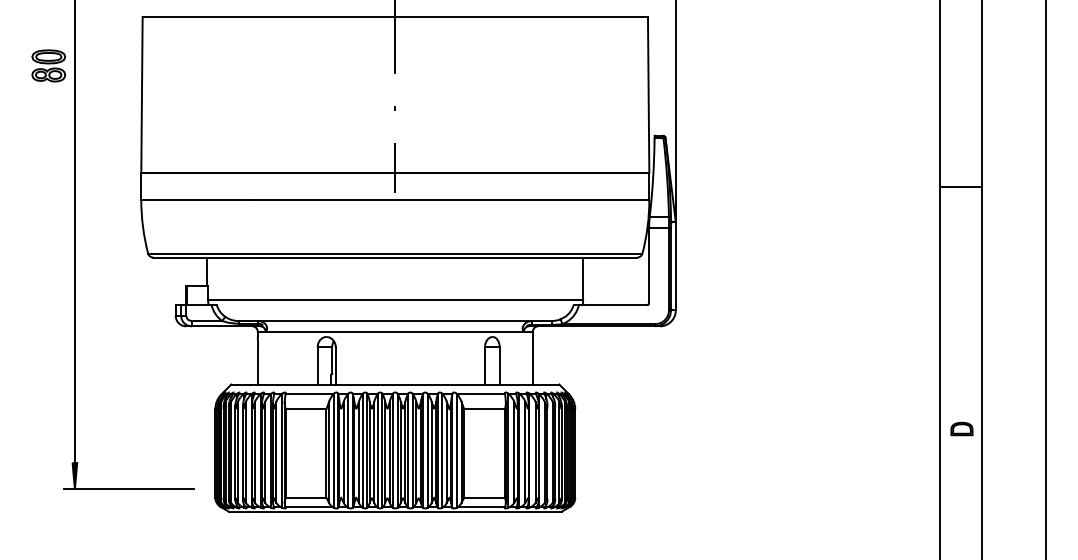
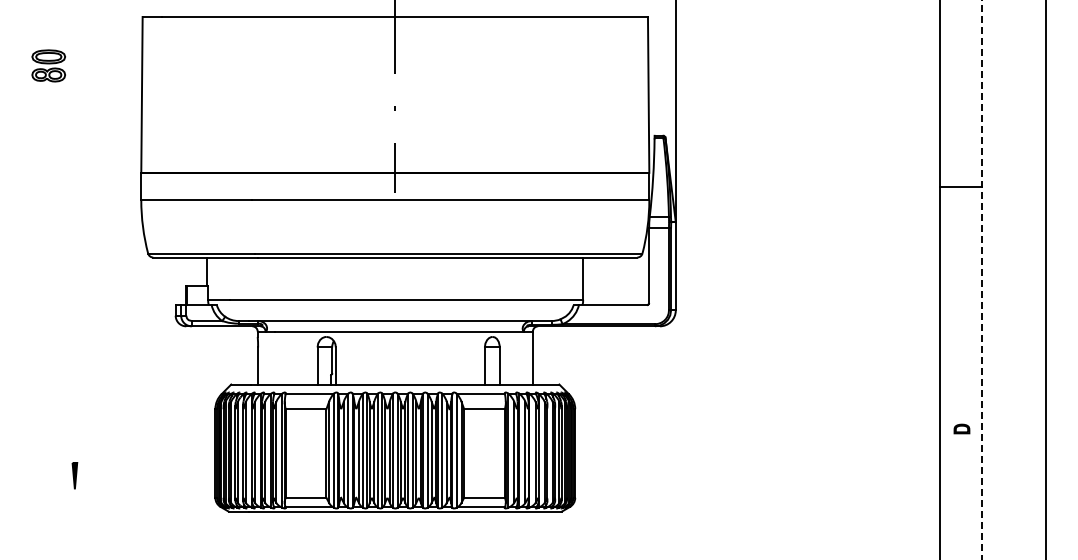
line: present -> none (74, 232)
line: solid -> dashed (982, 279)
part size: 24x16 px -> 18x12 px (961, 428)
line: present -> none (129, 489)
